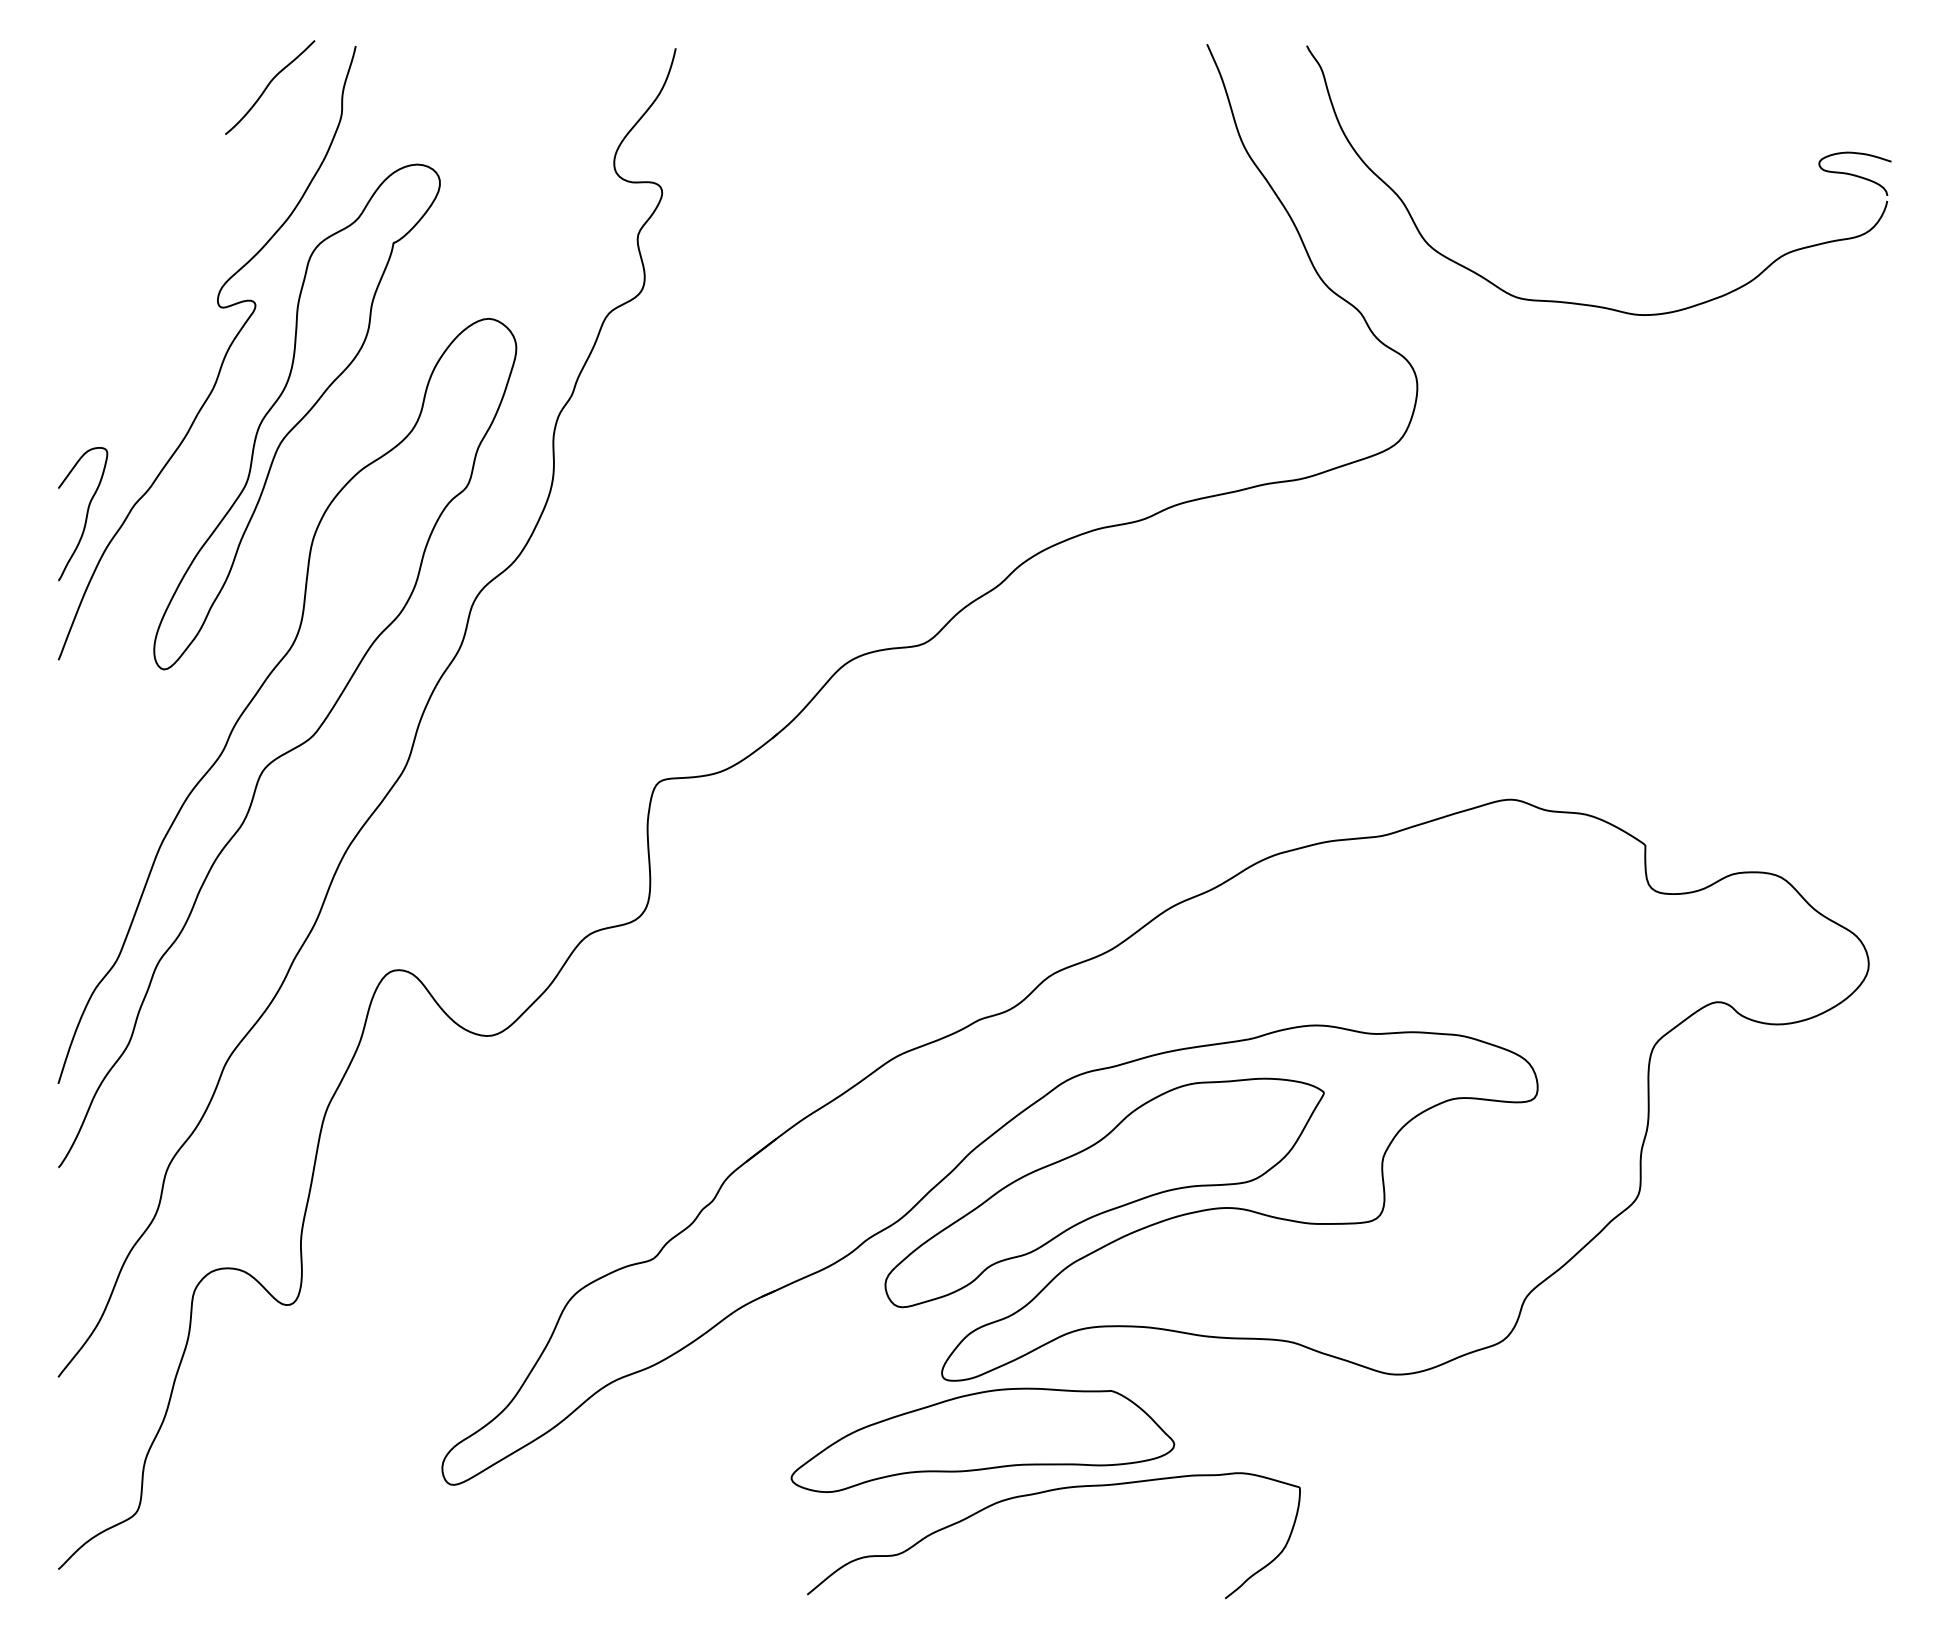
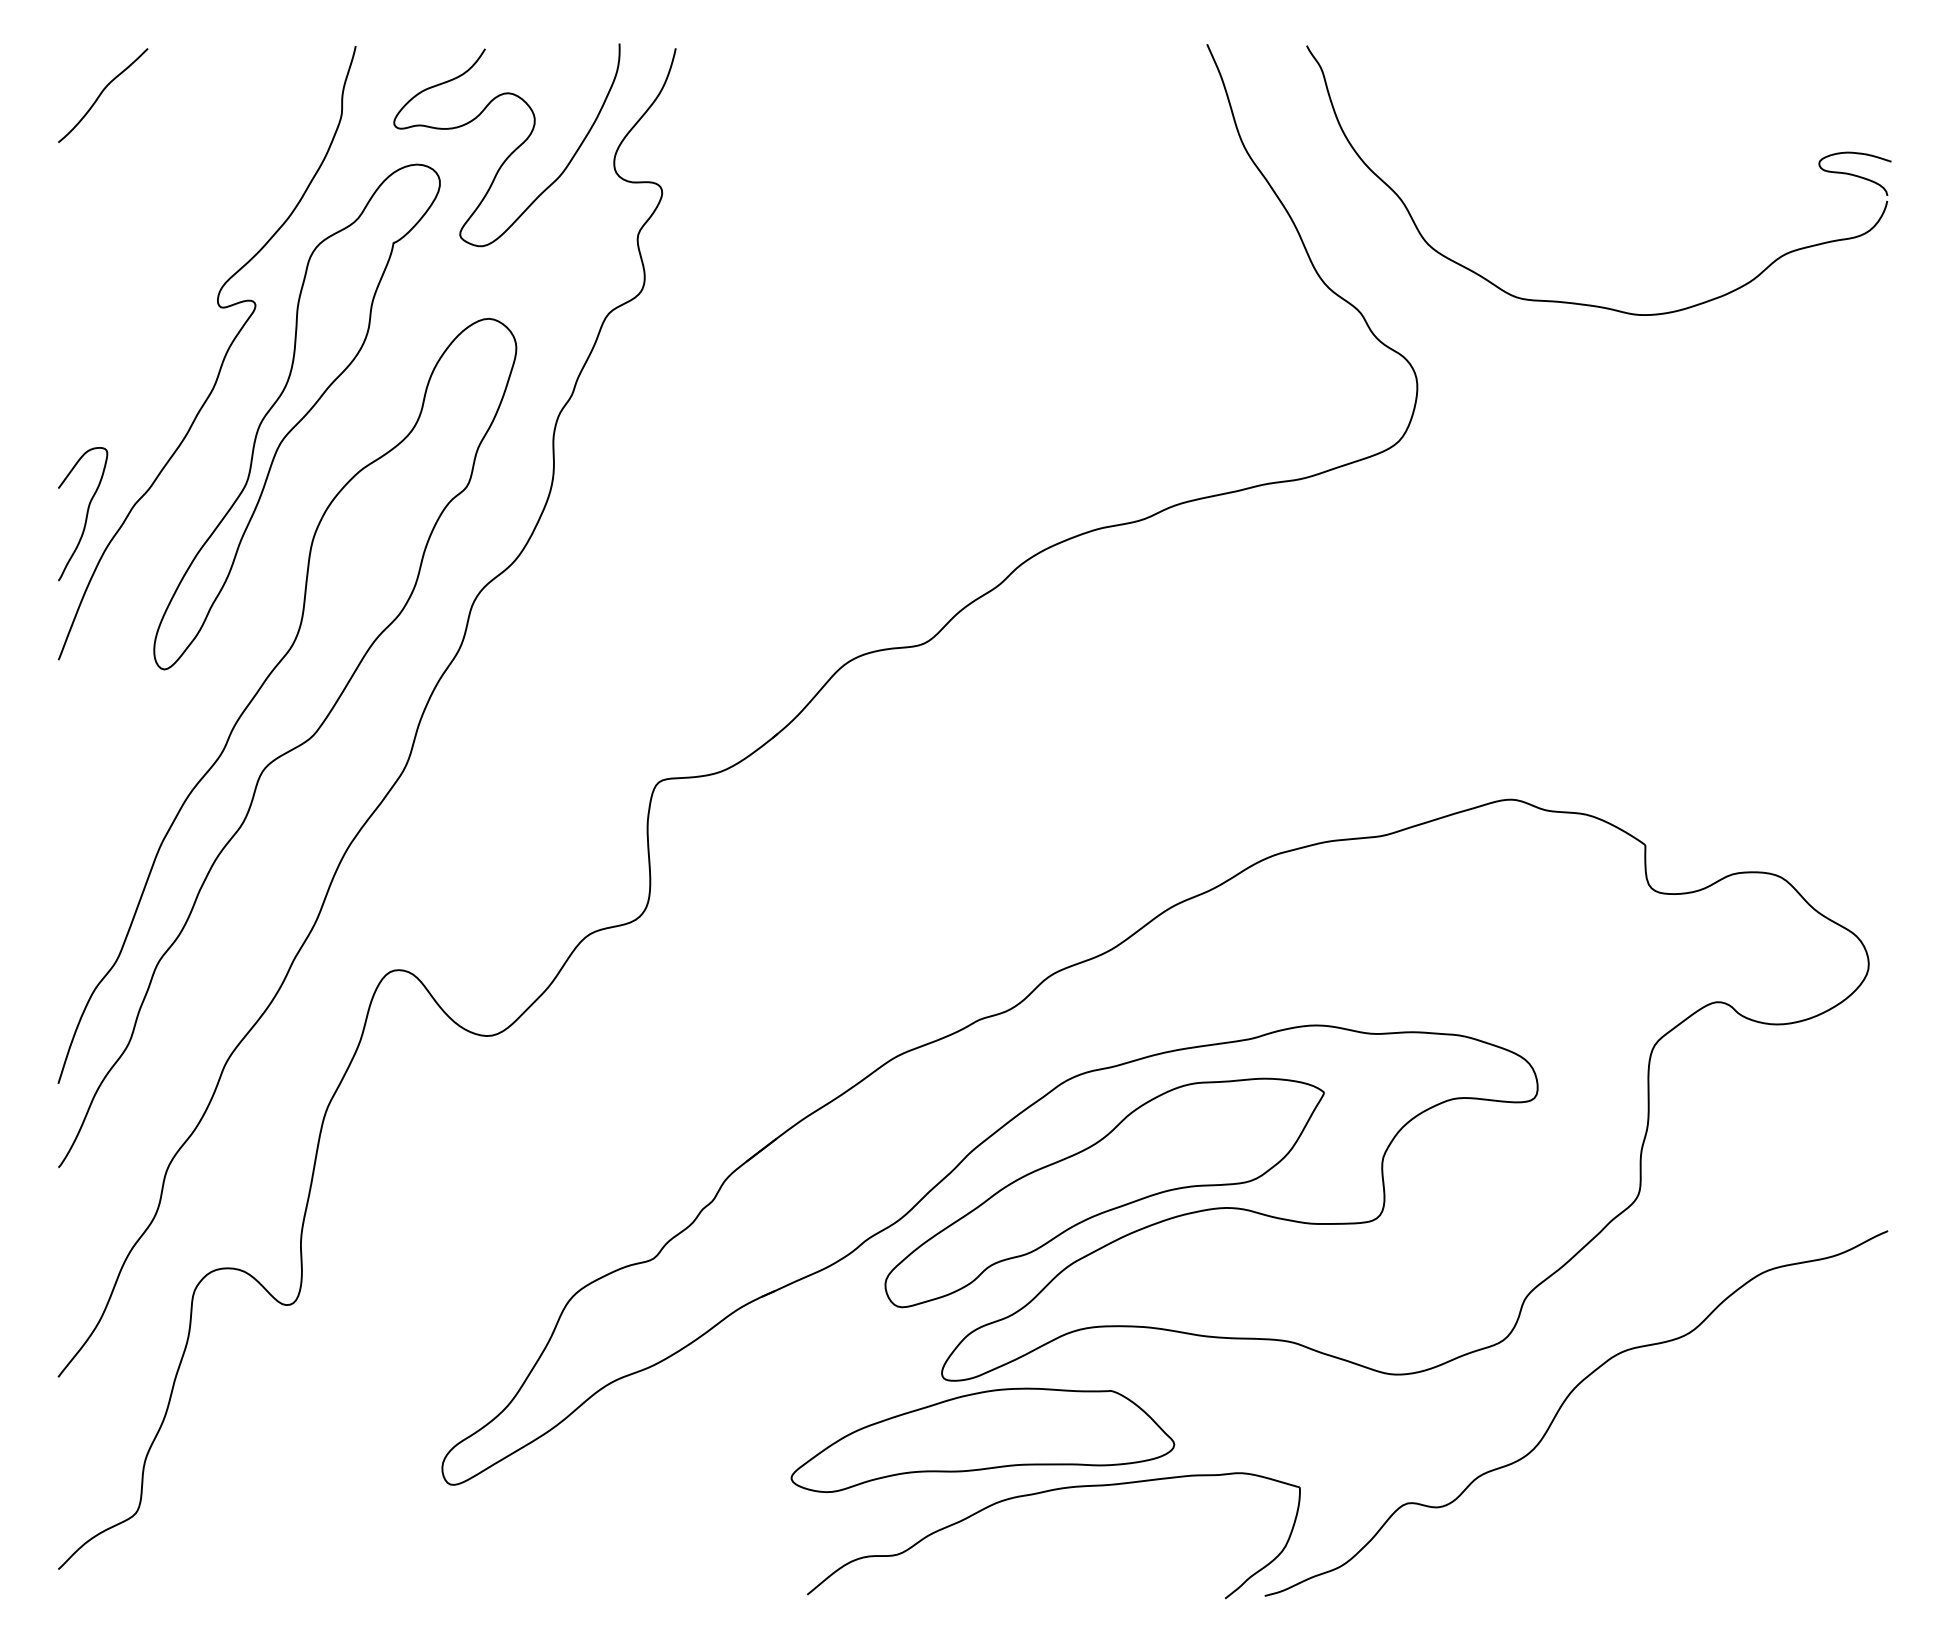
curve position: (269, 85) -> (102, 93) (102, 93)
curve: none -> present (512, 151)
curve: none -> present (1564, 1403)
